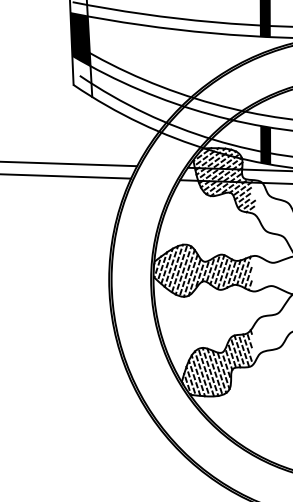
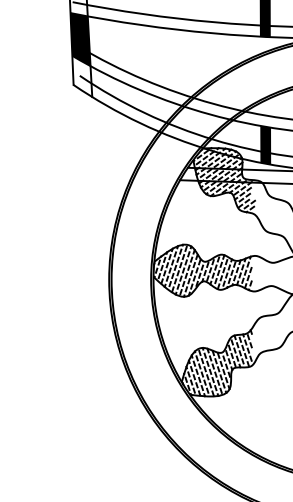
line: present -> none (69, 163)
line: present -> none (66, 176)
